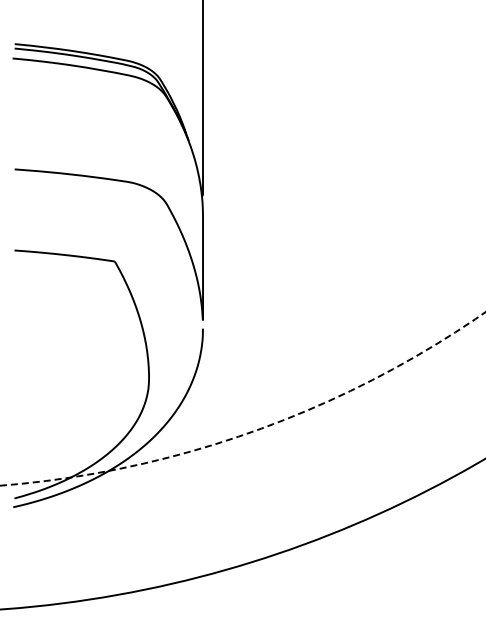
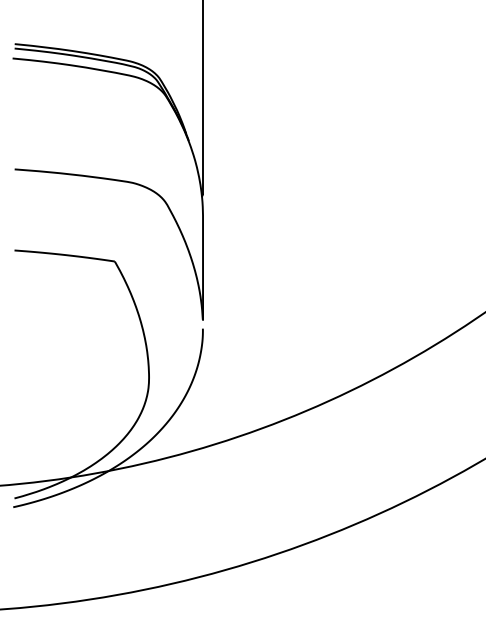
circle: dashed -> solid (242, 398)
